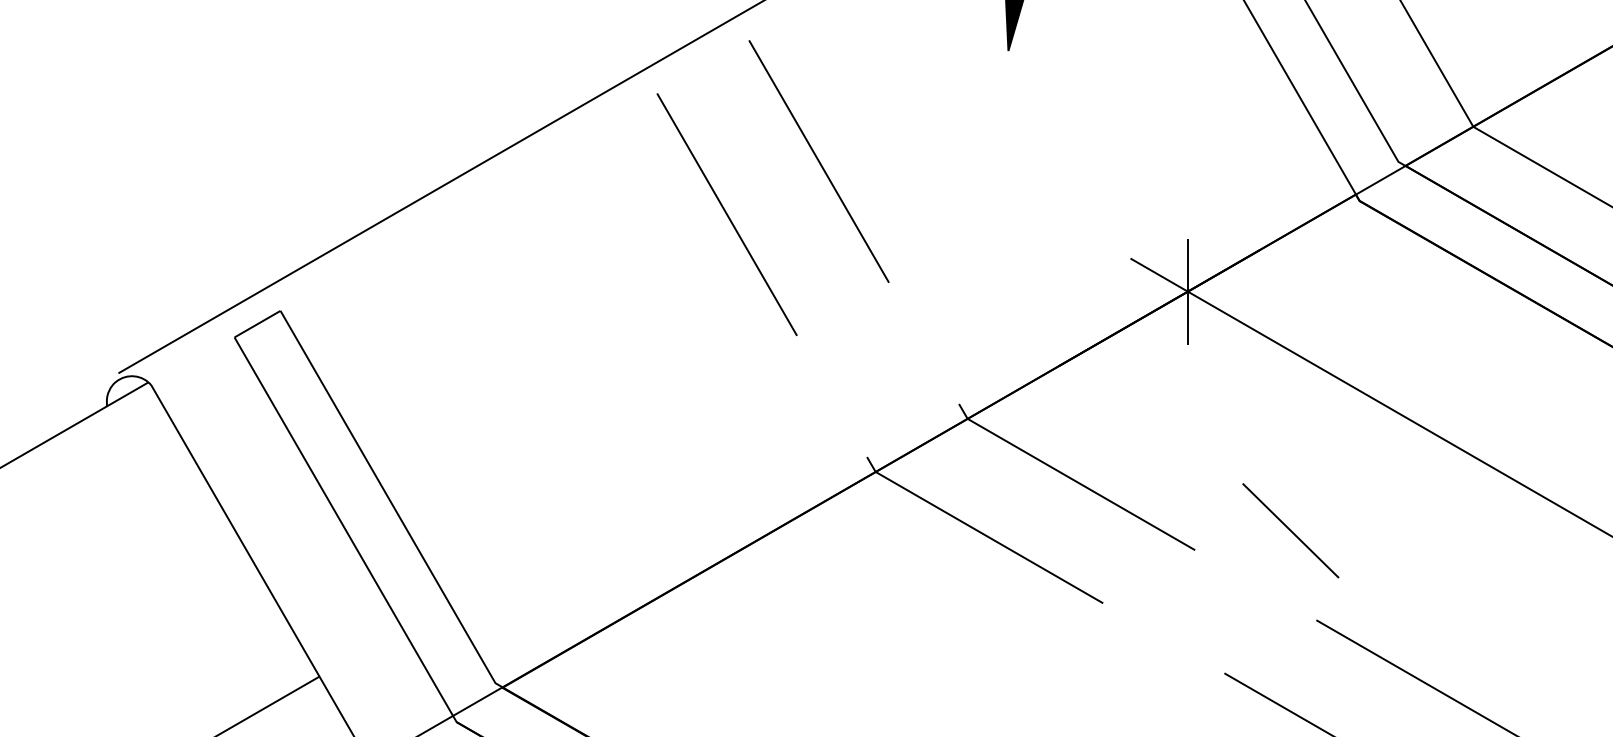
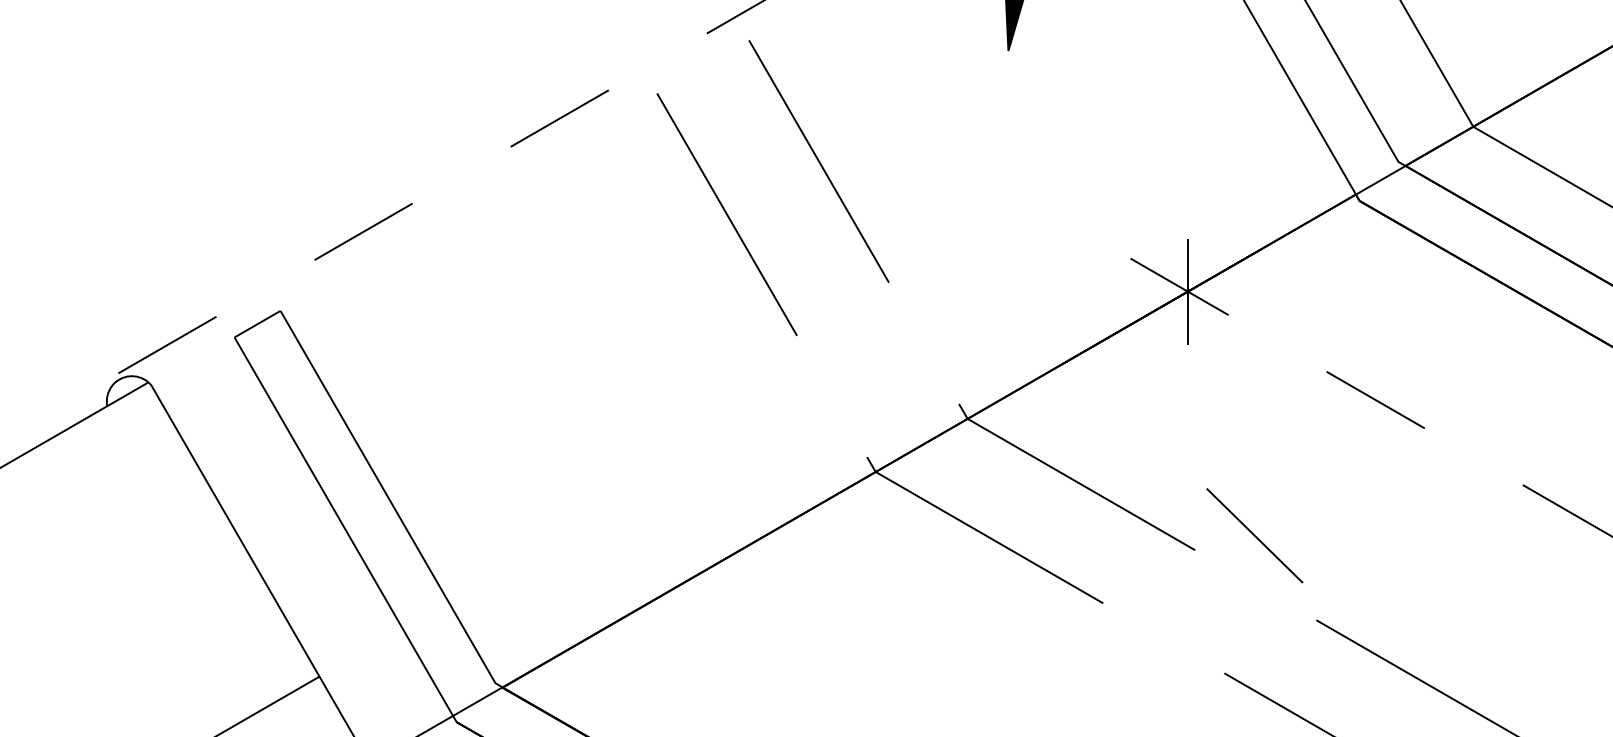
line: solid -> dashed (442, 186)
line: solid -> dashed (1372, 398)
line position: (1290, 530) -> (1254, 535) (1254, 535)
